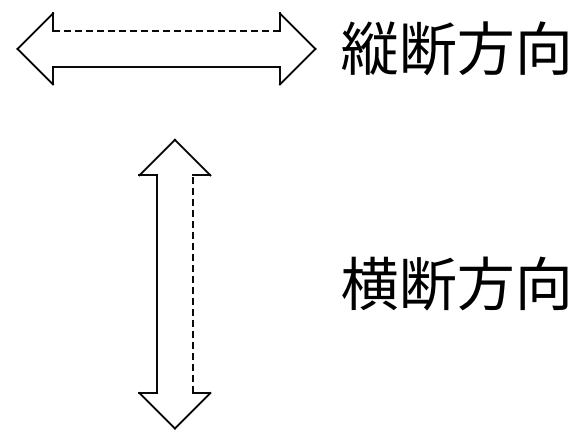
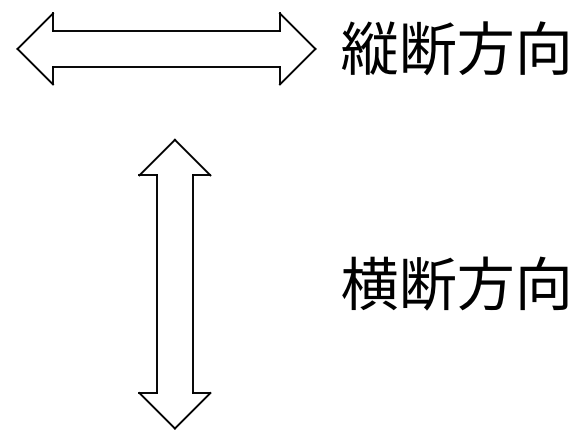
line: dashed -> solid (166, 31)
line: dashed -> solid (192, 284)
